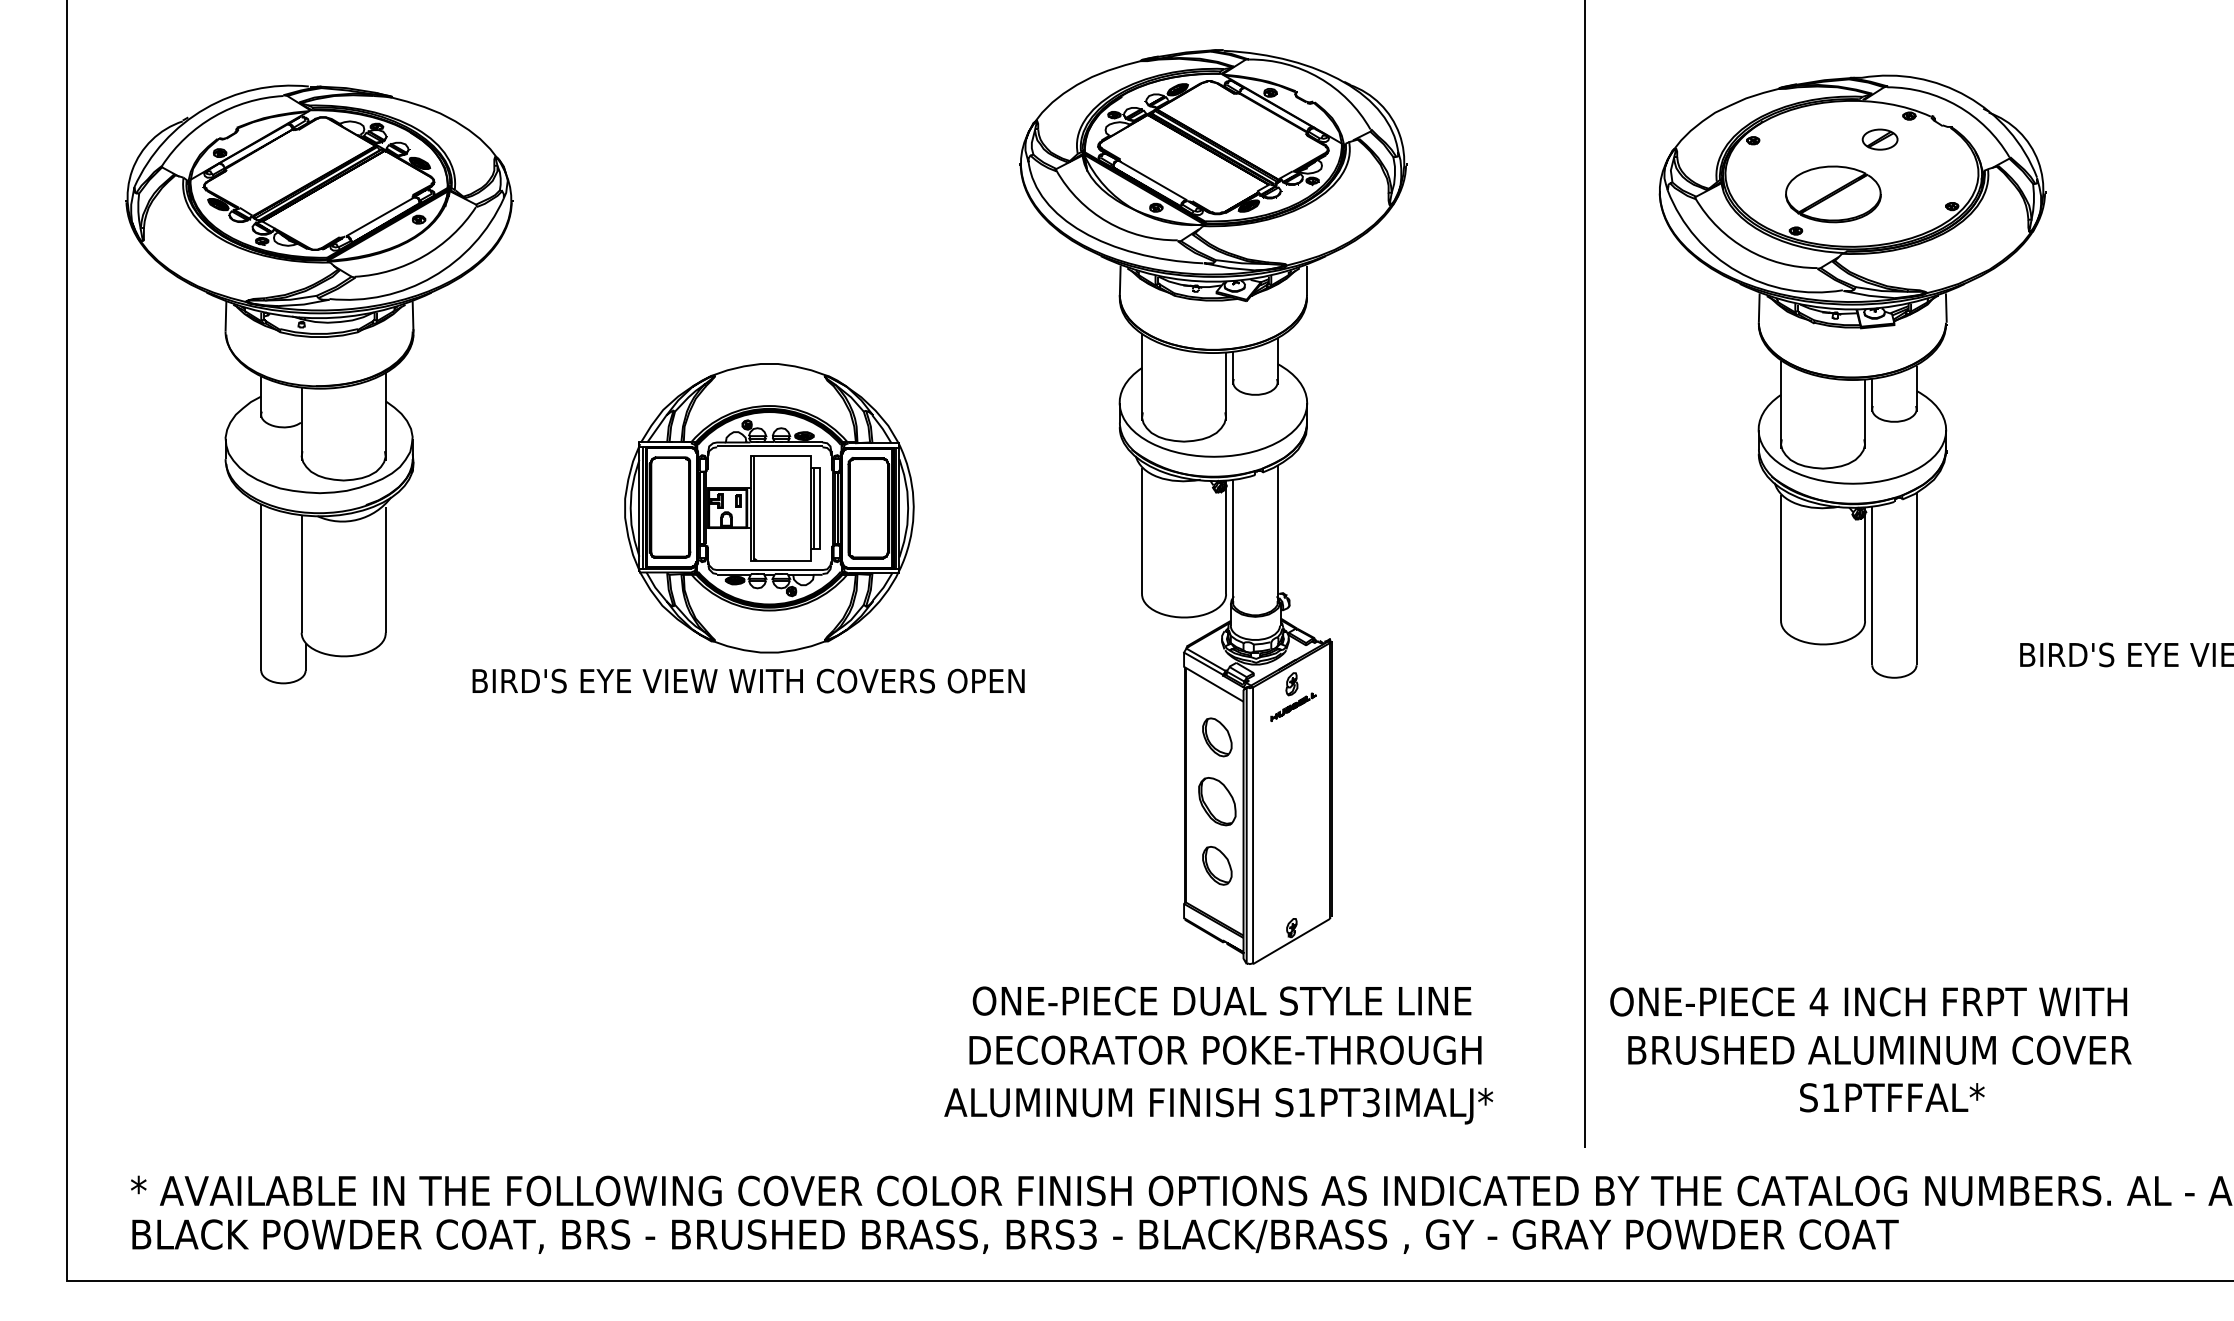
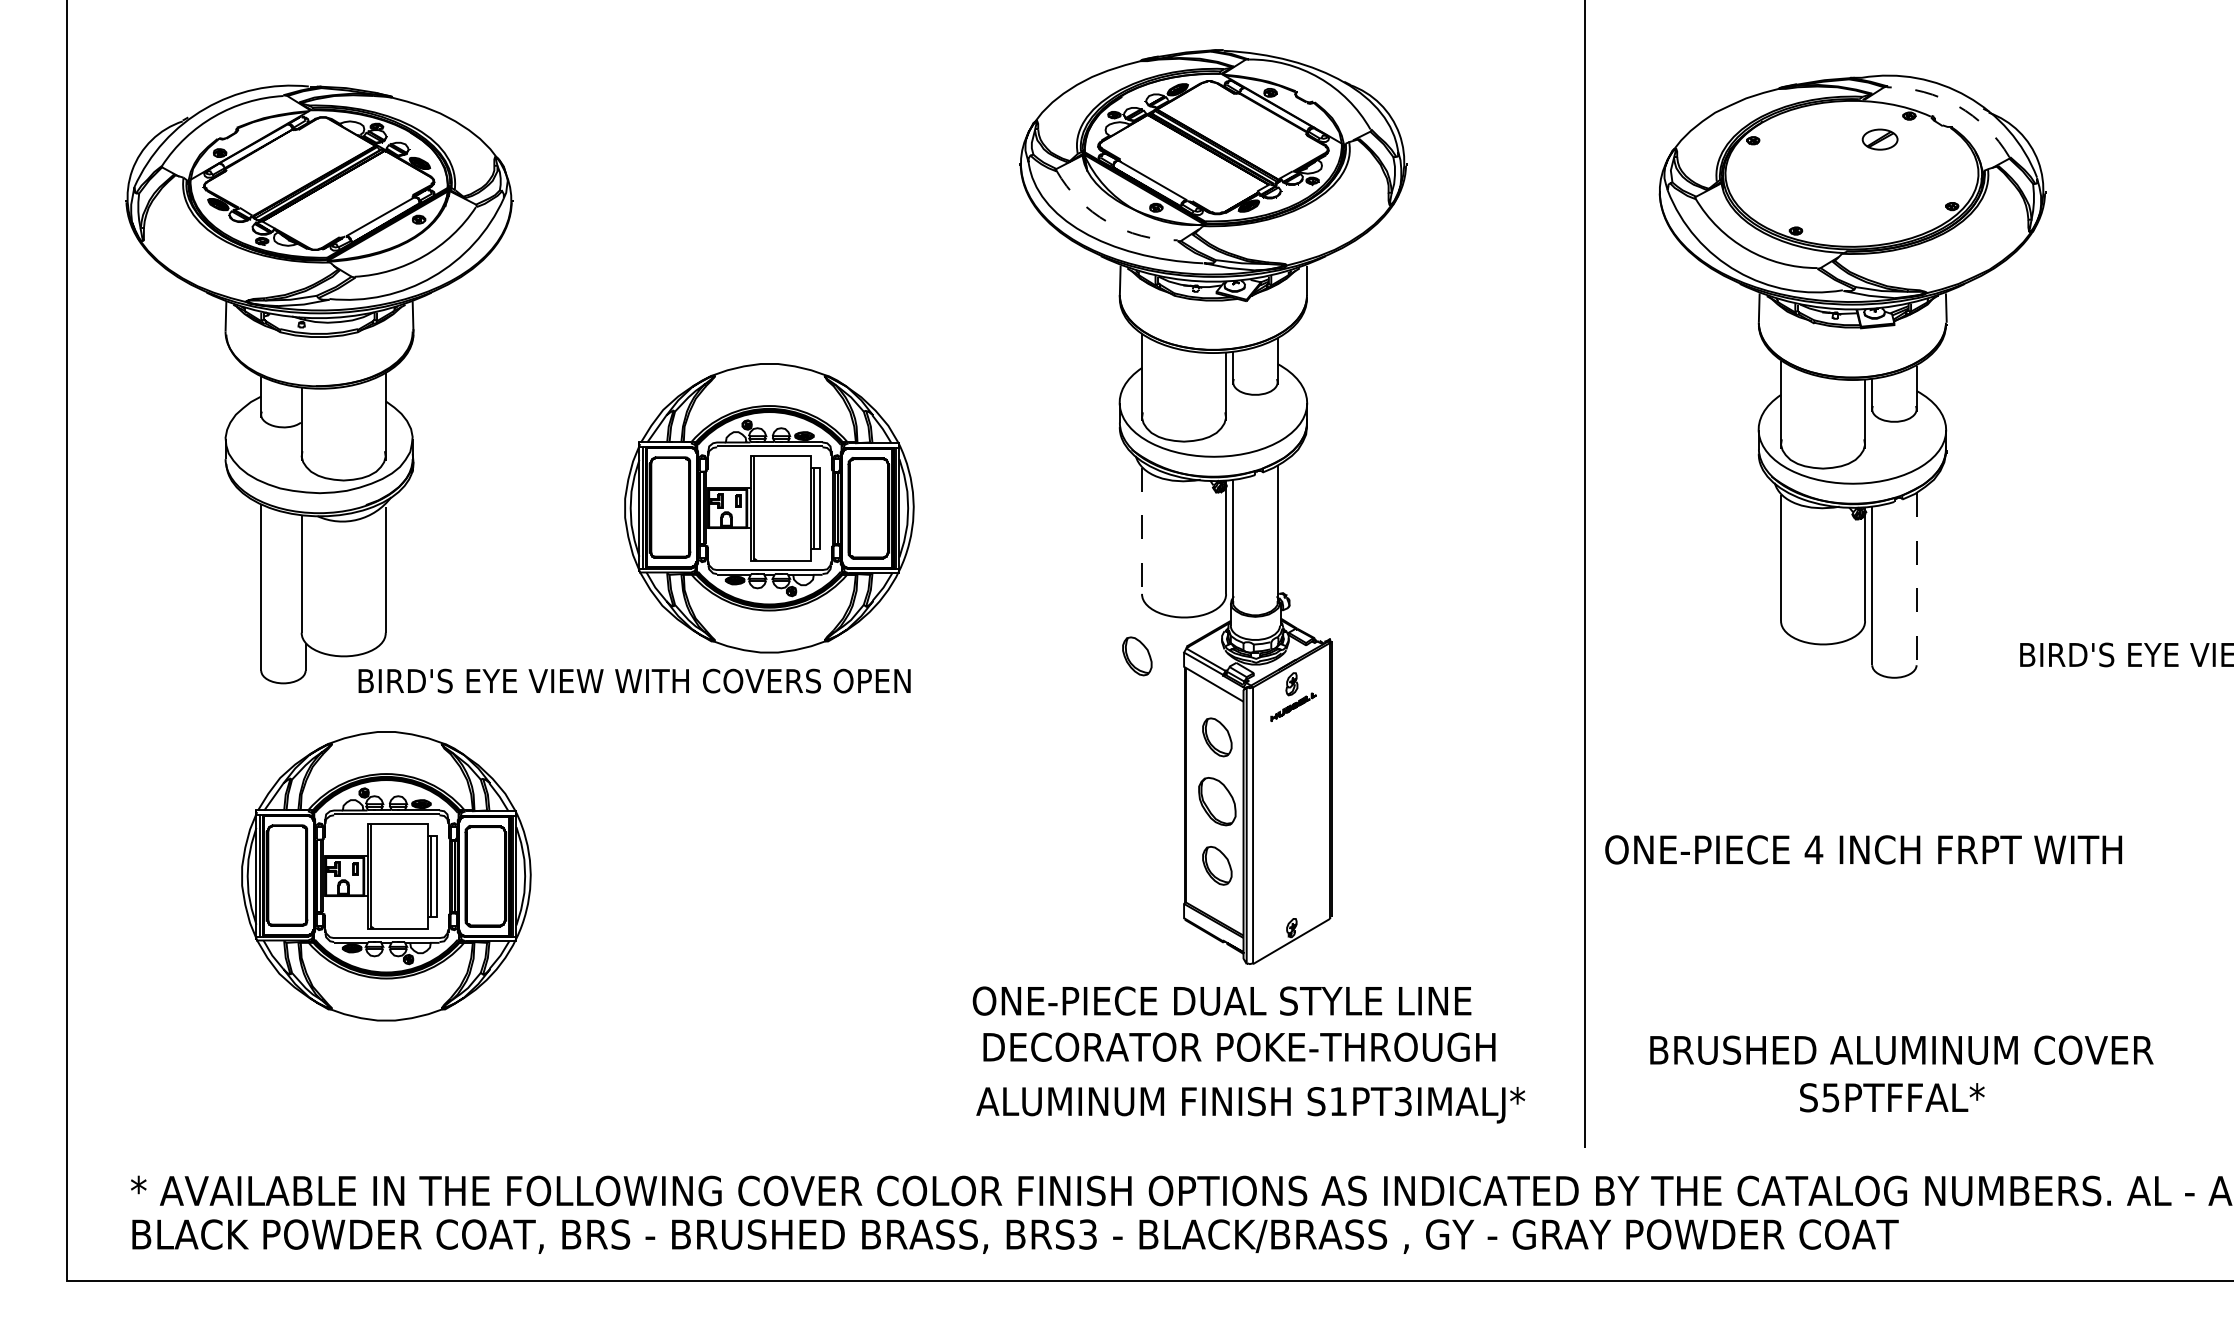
arc: solid -> dashed (1957, 105)
part: present -> none (1833, 194)
arc: solid -> dashed (1107, 221)
line: solid -> dashed (1142, 531)
line: solid -> dashed (1916, 579)
part: none -> present (1137, 656)
text position: (748, 680) -> (634, 680) (634, 680)
part: none -> present (386, 876)
text position: (1868, 1001) -> (1863, 849) (1863, 849)
text position: (1225, 1049) -> (1239, 1046) (1239, 1046)
text position: (1879, 1049) -> (1901, 1049) (1901, 1049)
text: S1PTFFAL* -> S5PTFFAL* (1830, 1097)
text position: (1218, 1106) -> (1250, 1105) (1250, 1105)
